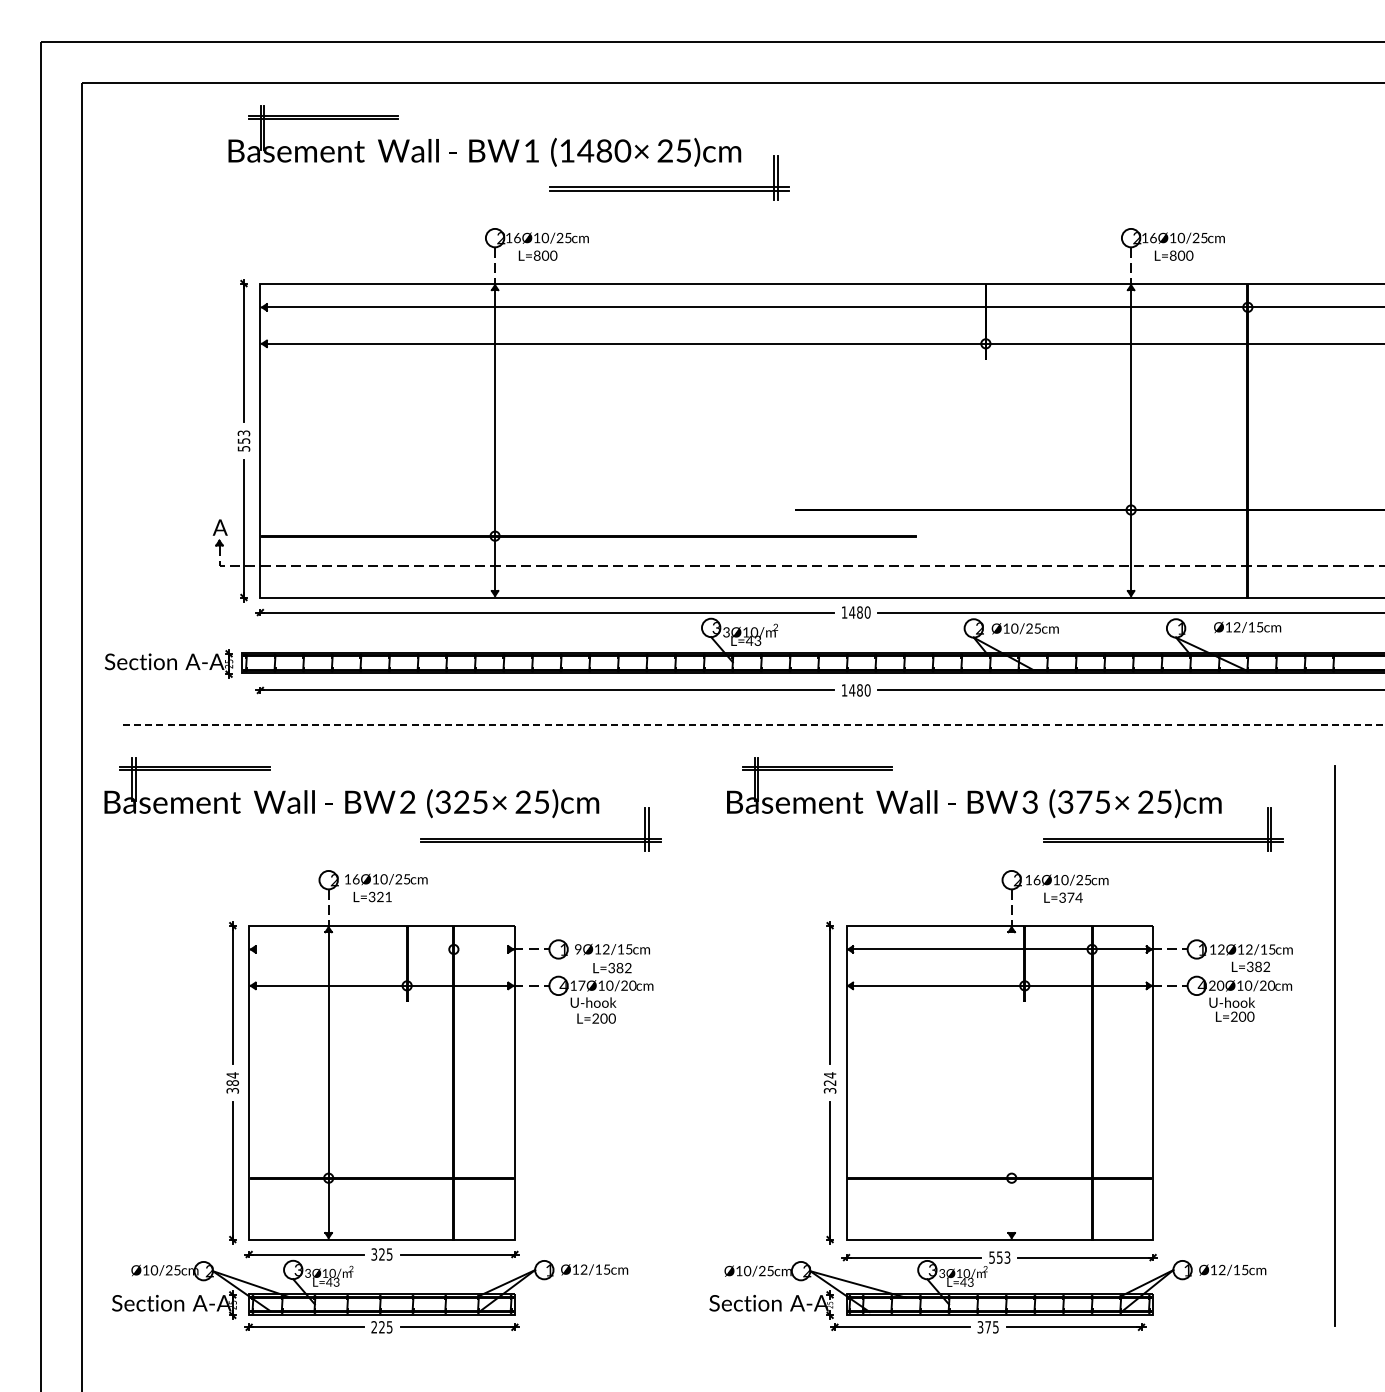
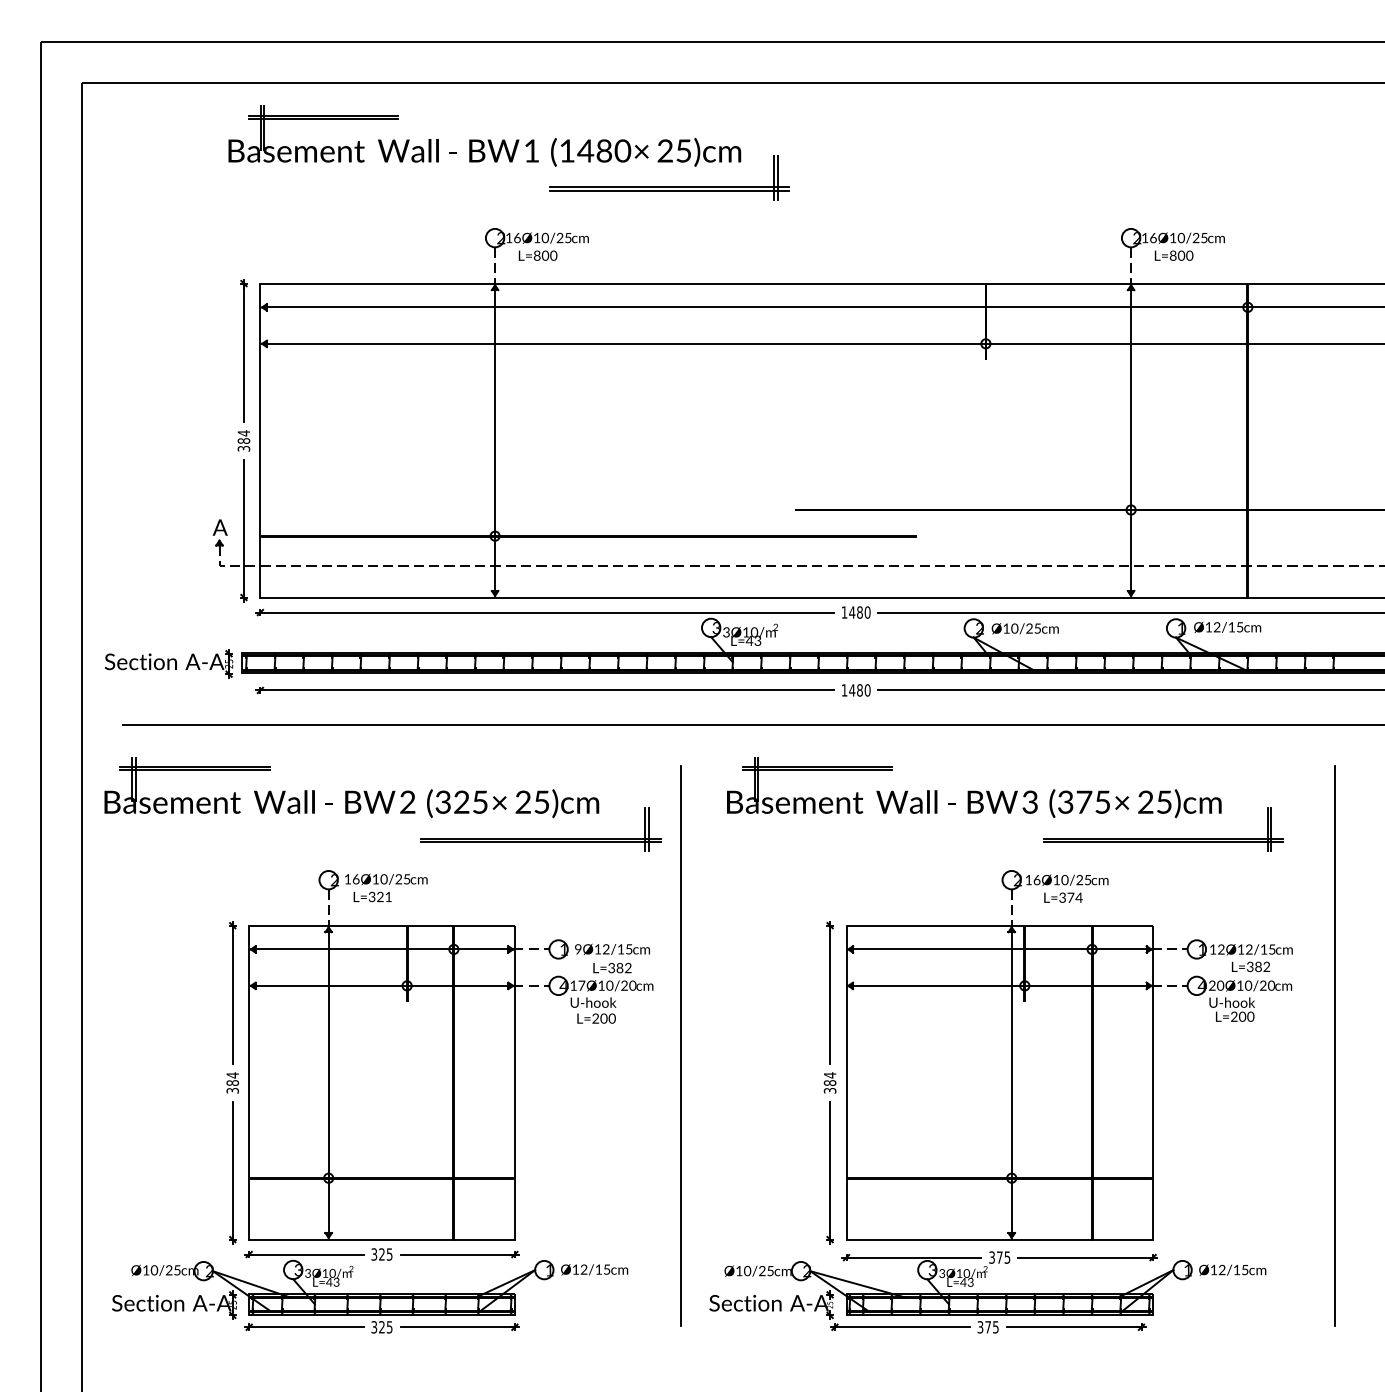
text: 553 -> 384 (243, 440)
text position: (1247, 627) -> (1227, 627) (1227, 627)
line: dashed -> solid (754, 724)
line: none -> present (381, 949)
line: none -> present (681, 1045)
text: 324 -> 384 (830, 1082)
line: none -> present (1011, 1082)
text: 553 -> 375 (999, 1257)
text: 225 -> 325 (374, 1327)
